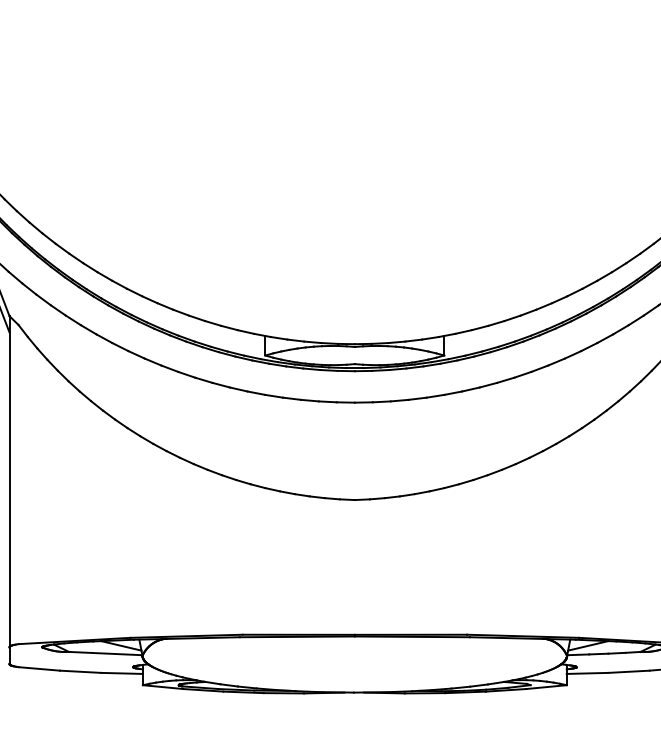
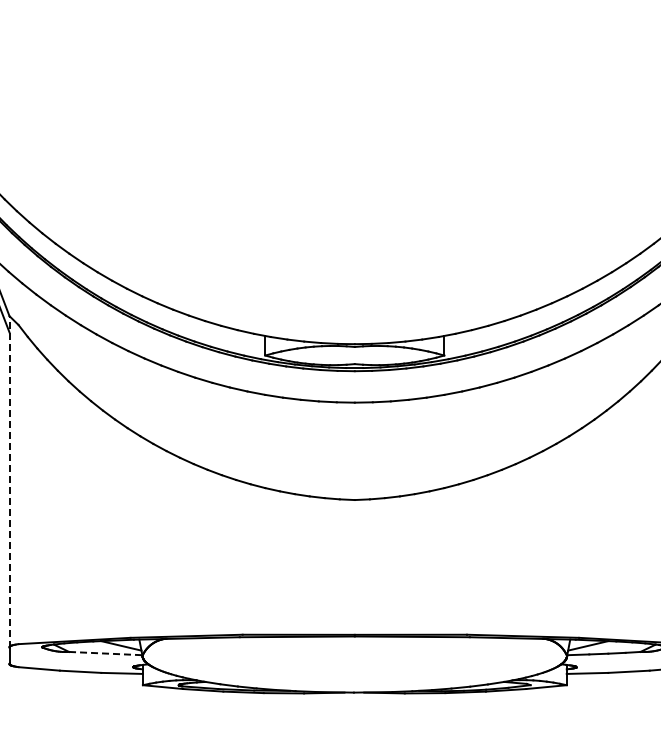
line: solid -> dashed (9, 481)
line: solid -> dashed (105, 653)
